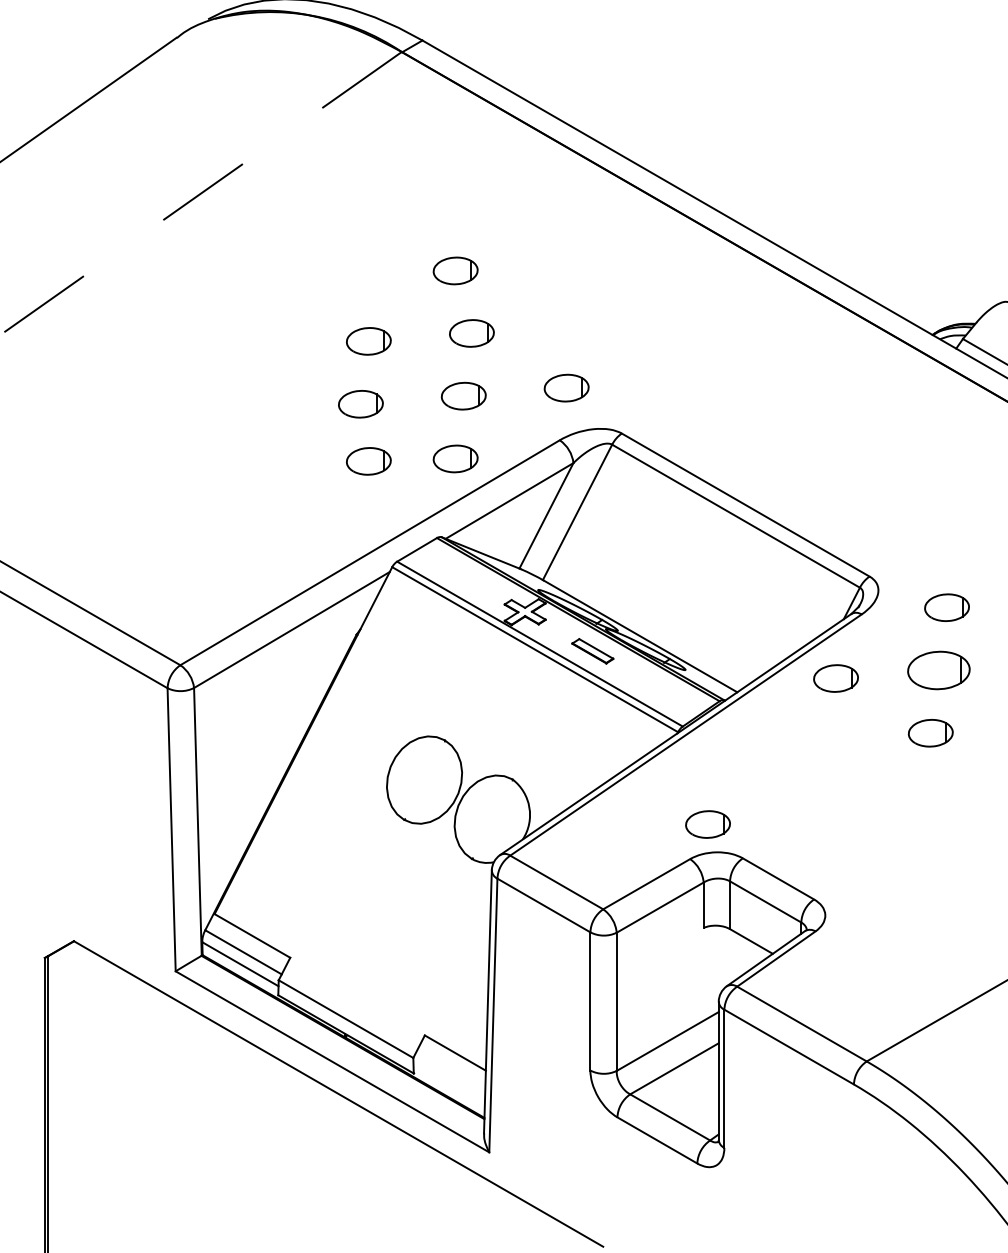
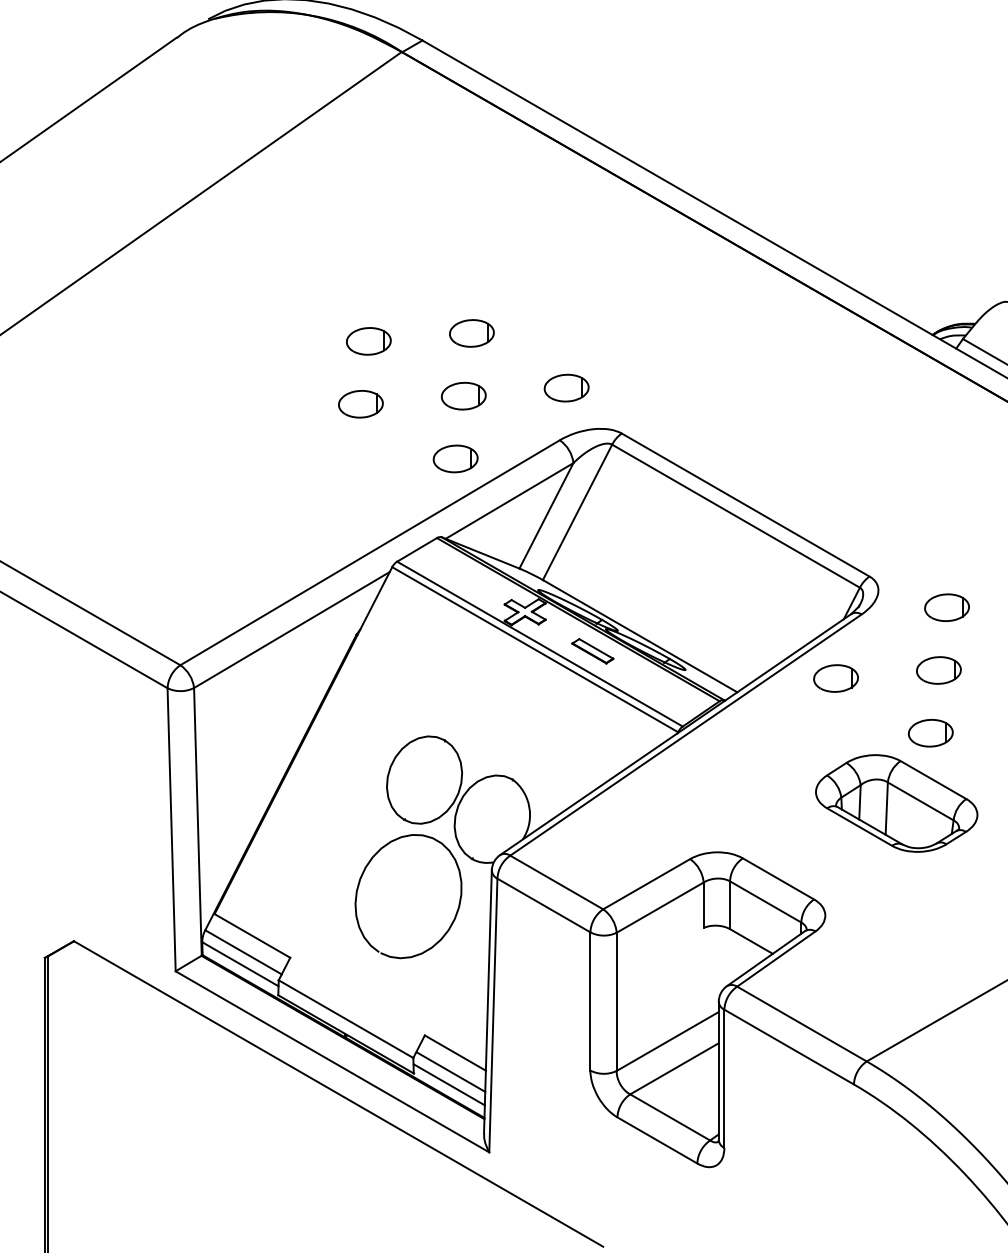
line: dashed -> solid (201, 193)
part: present -> none (455, 270)
part: present -> none (368, 461)
part size: 64x41 px -> 46x29 px (938, 670)
part: none -> present (896, 803)
part: present -> none (707, 824)
curve: none -> present (361, 879)
line: none -> present (450, 1071)
line: none -> present (448, 1084)
